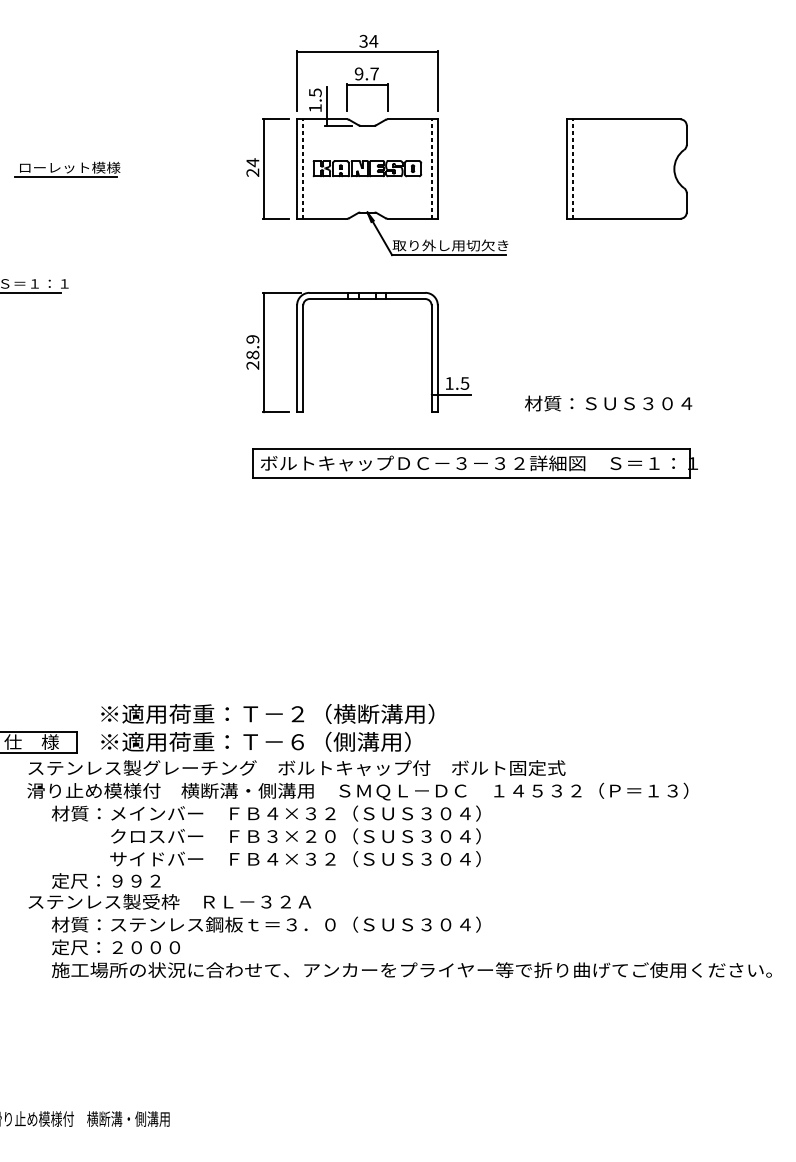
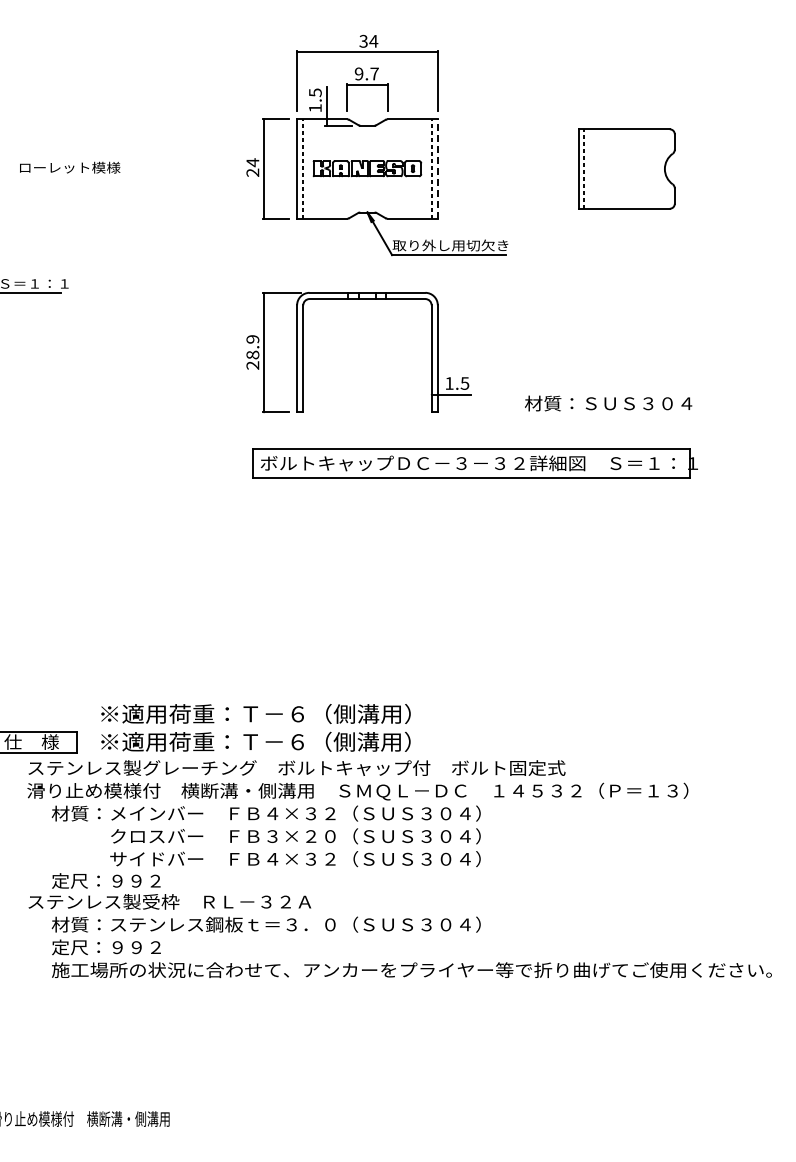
part size: 122x102 px -> 98x82 px (626, 168)
line: solid -> dashed (437, 169)
line: present -> none (65, 177)
text: ※適用荷重：Ｔ－２（横断溝用） -> ※適用荷重：Ｔ－６（側溝用） (362, 714)
text: 定尺：２０００ -> 定尺：９９２ (145, 947)
